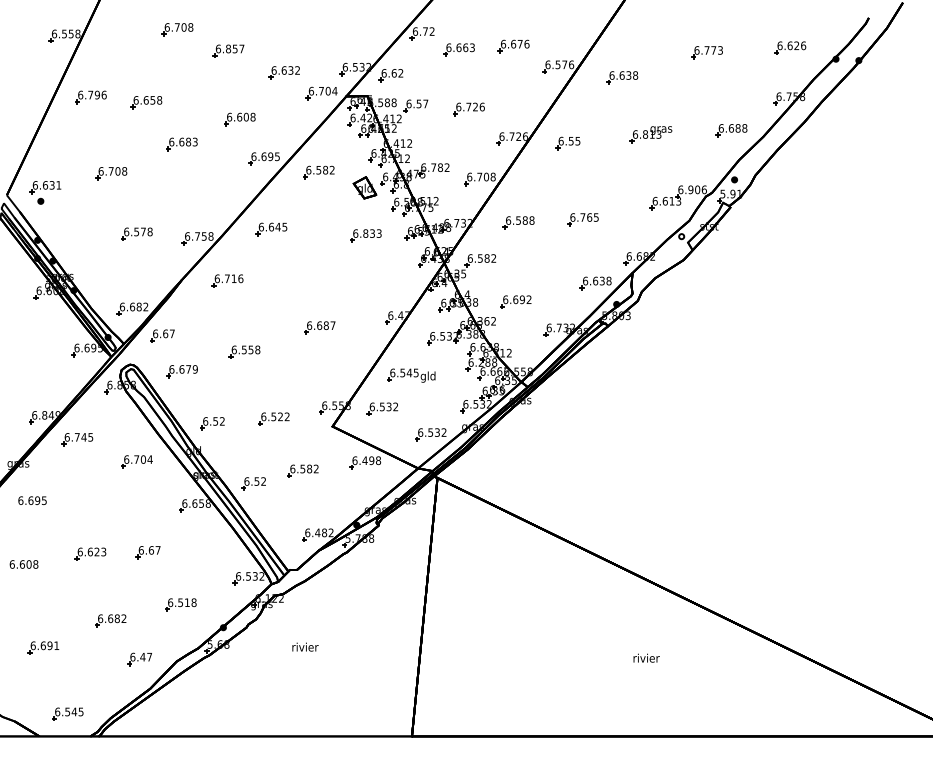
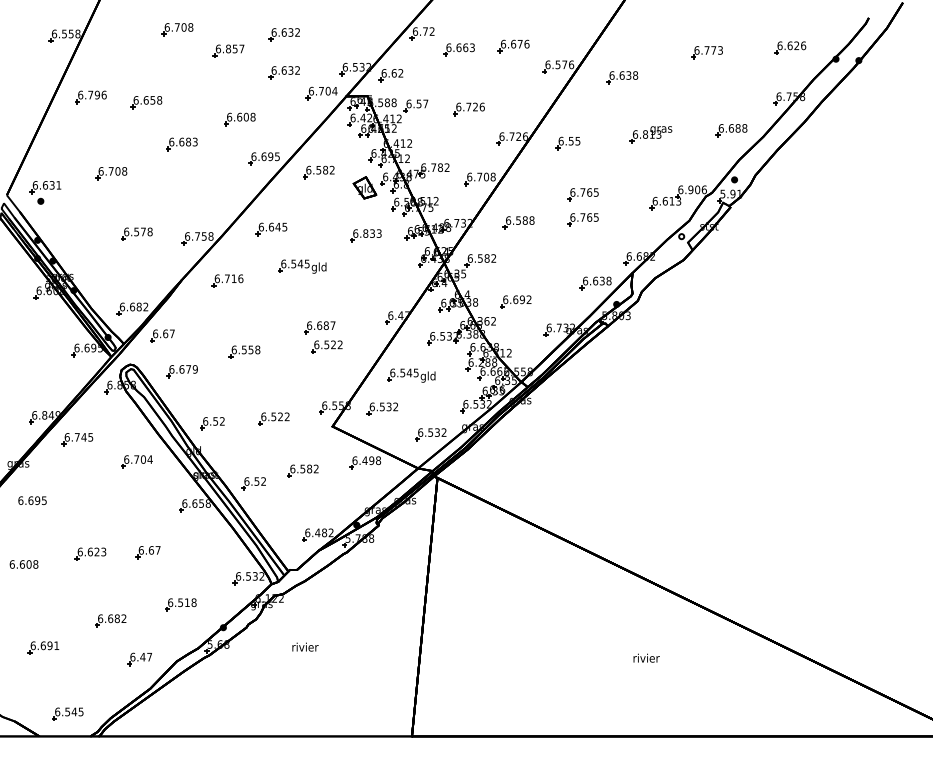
part: none -> present (283, 34)
part: none -> present (582, 194)
part: none -> present (302, 266)
part: none -> present (326, 346)
